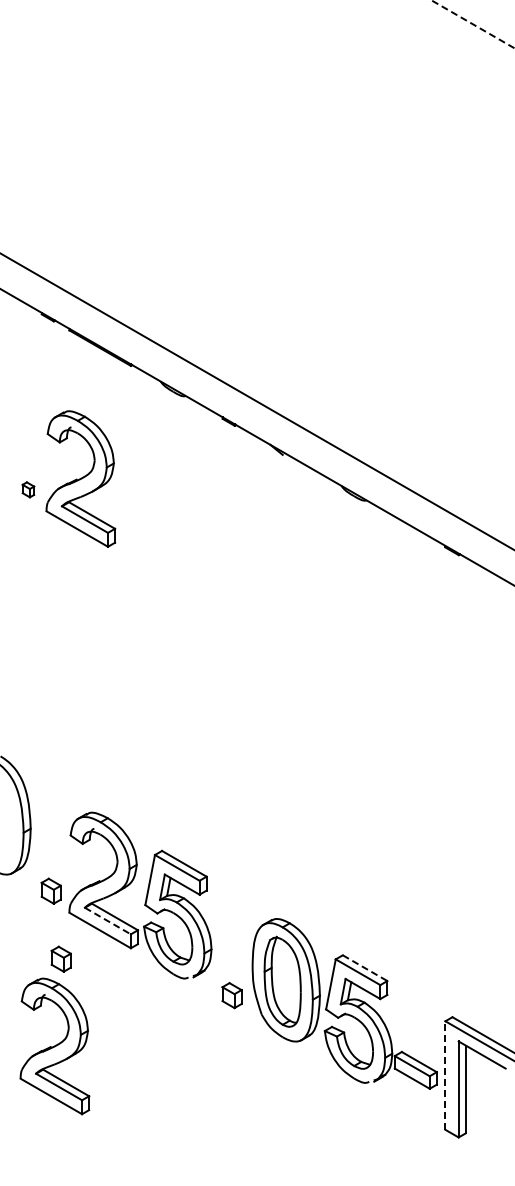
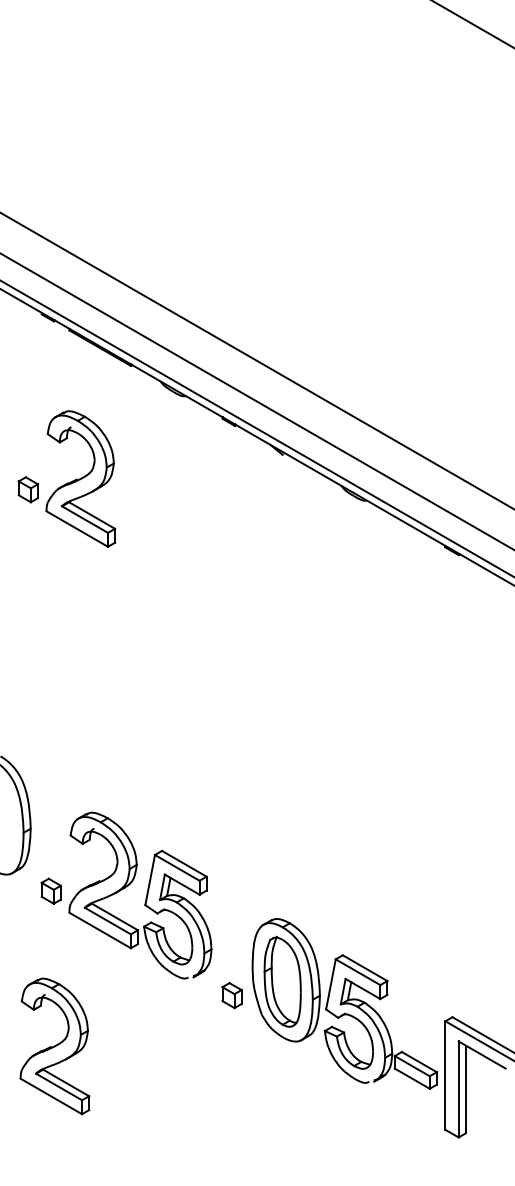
line: dashed -> solid (473, 24)
line: none -> present (256, 360)
line: none -> present (256, 428)
part size: 15x18 px -> 23x28 px (28, 489)
line: dashed -> solid (107, 921)
part: present -> none (60, 958)
line: dashed -> solid (365, 968)
line: dashed -> solid (445, 1075)
